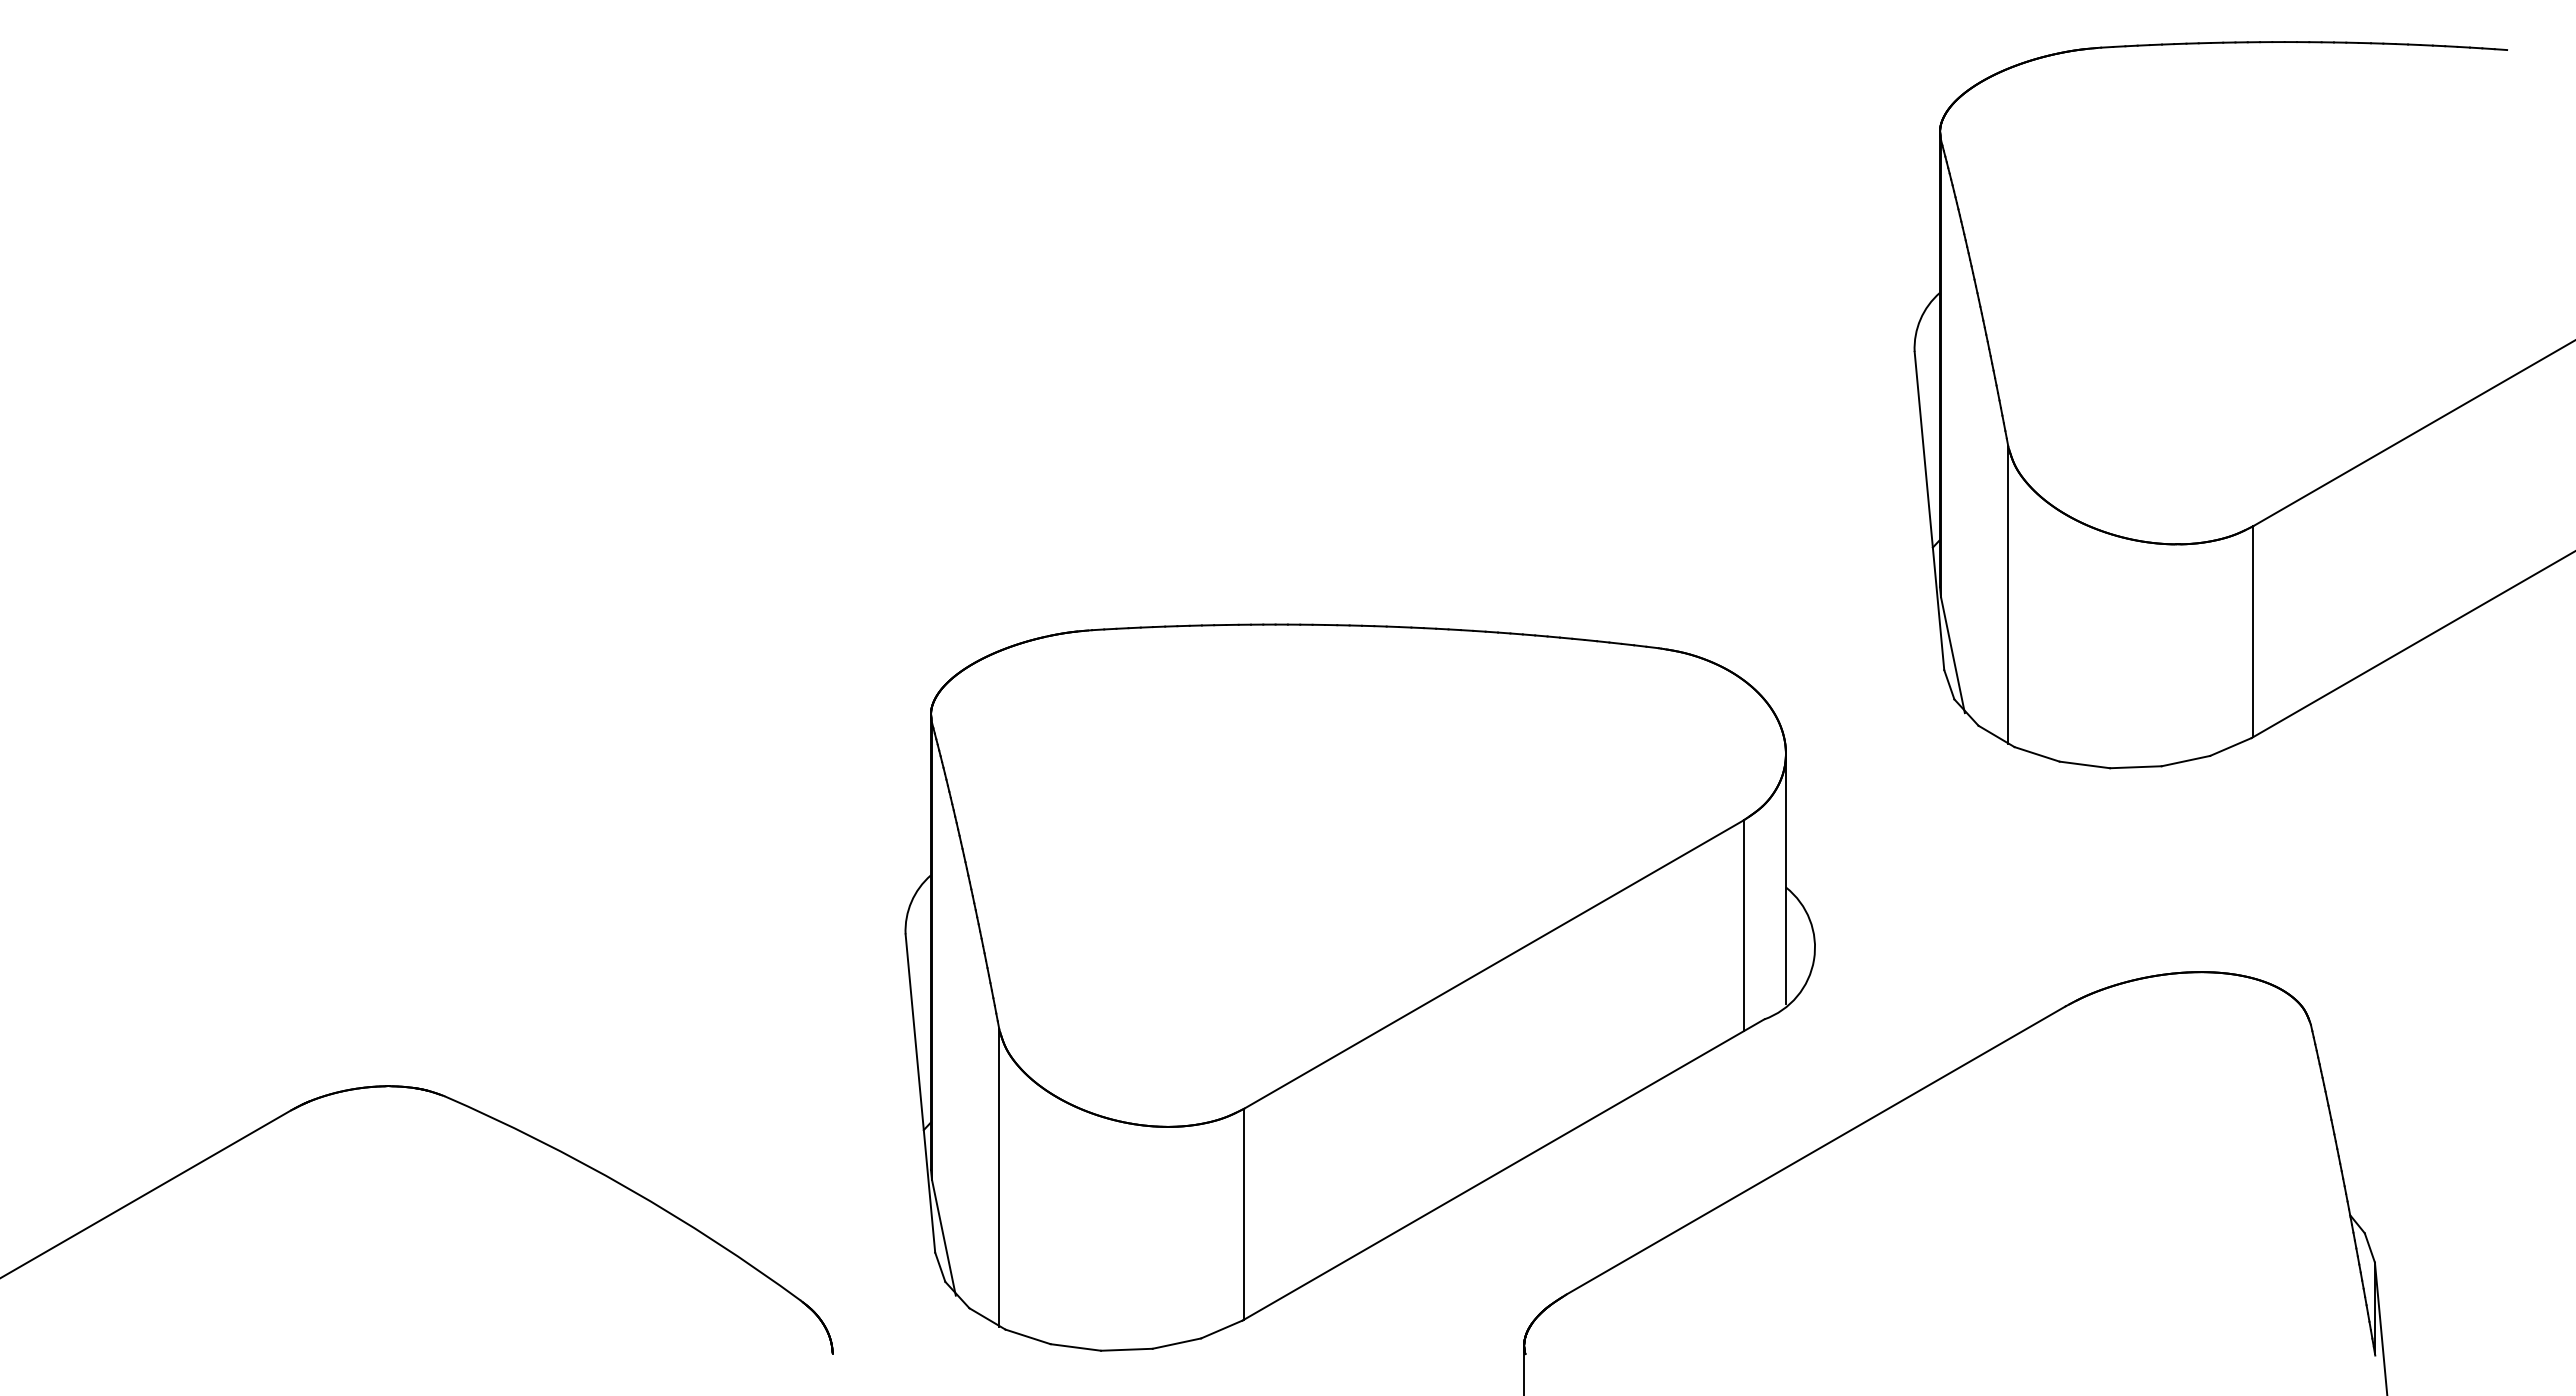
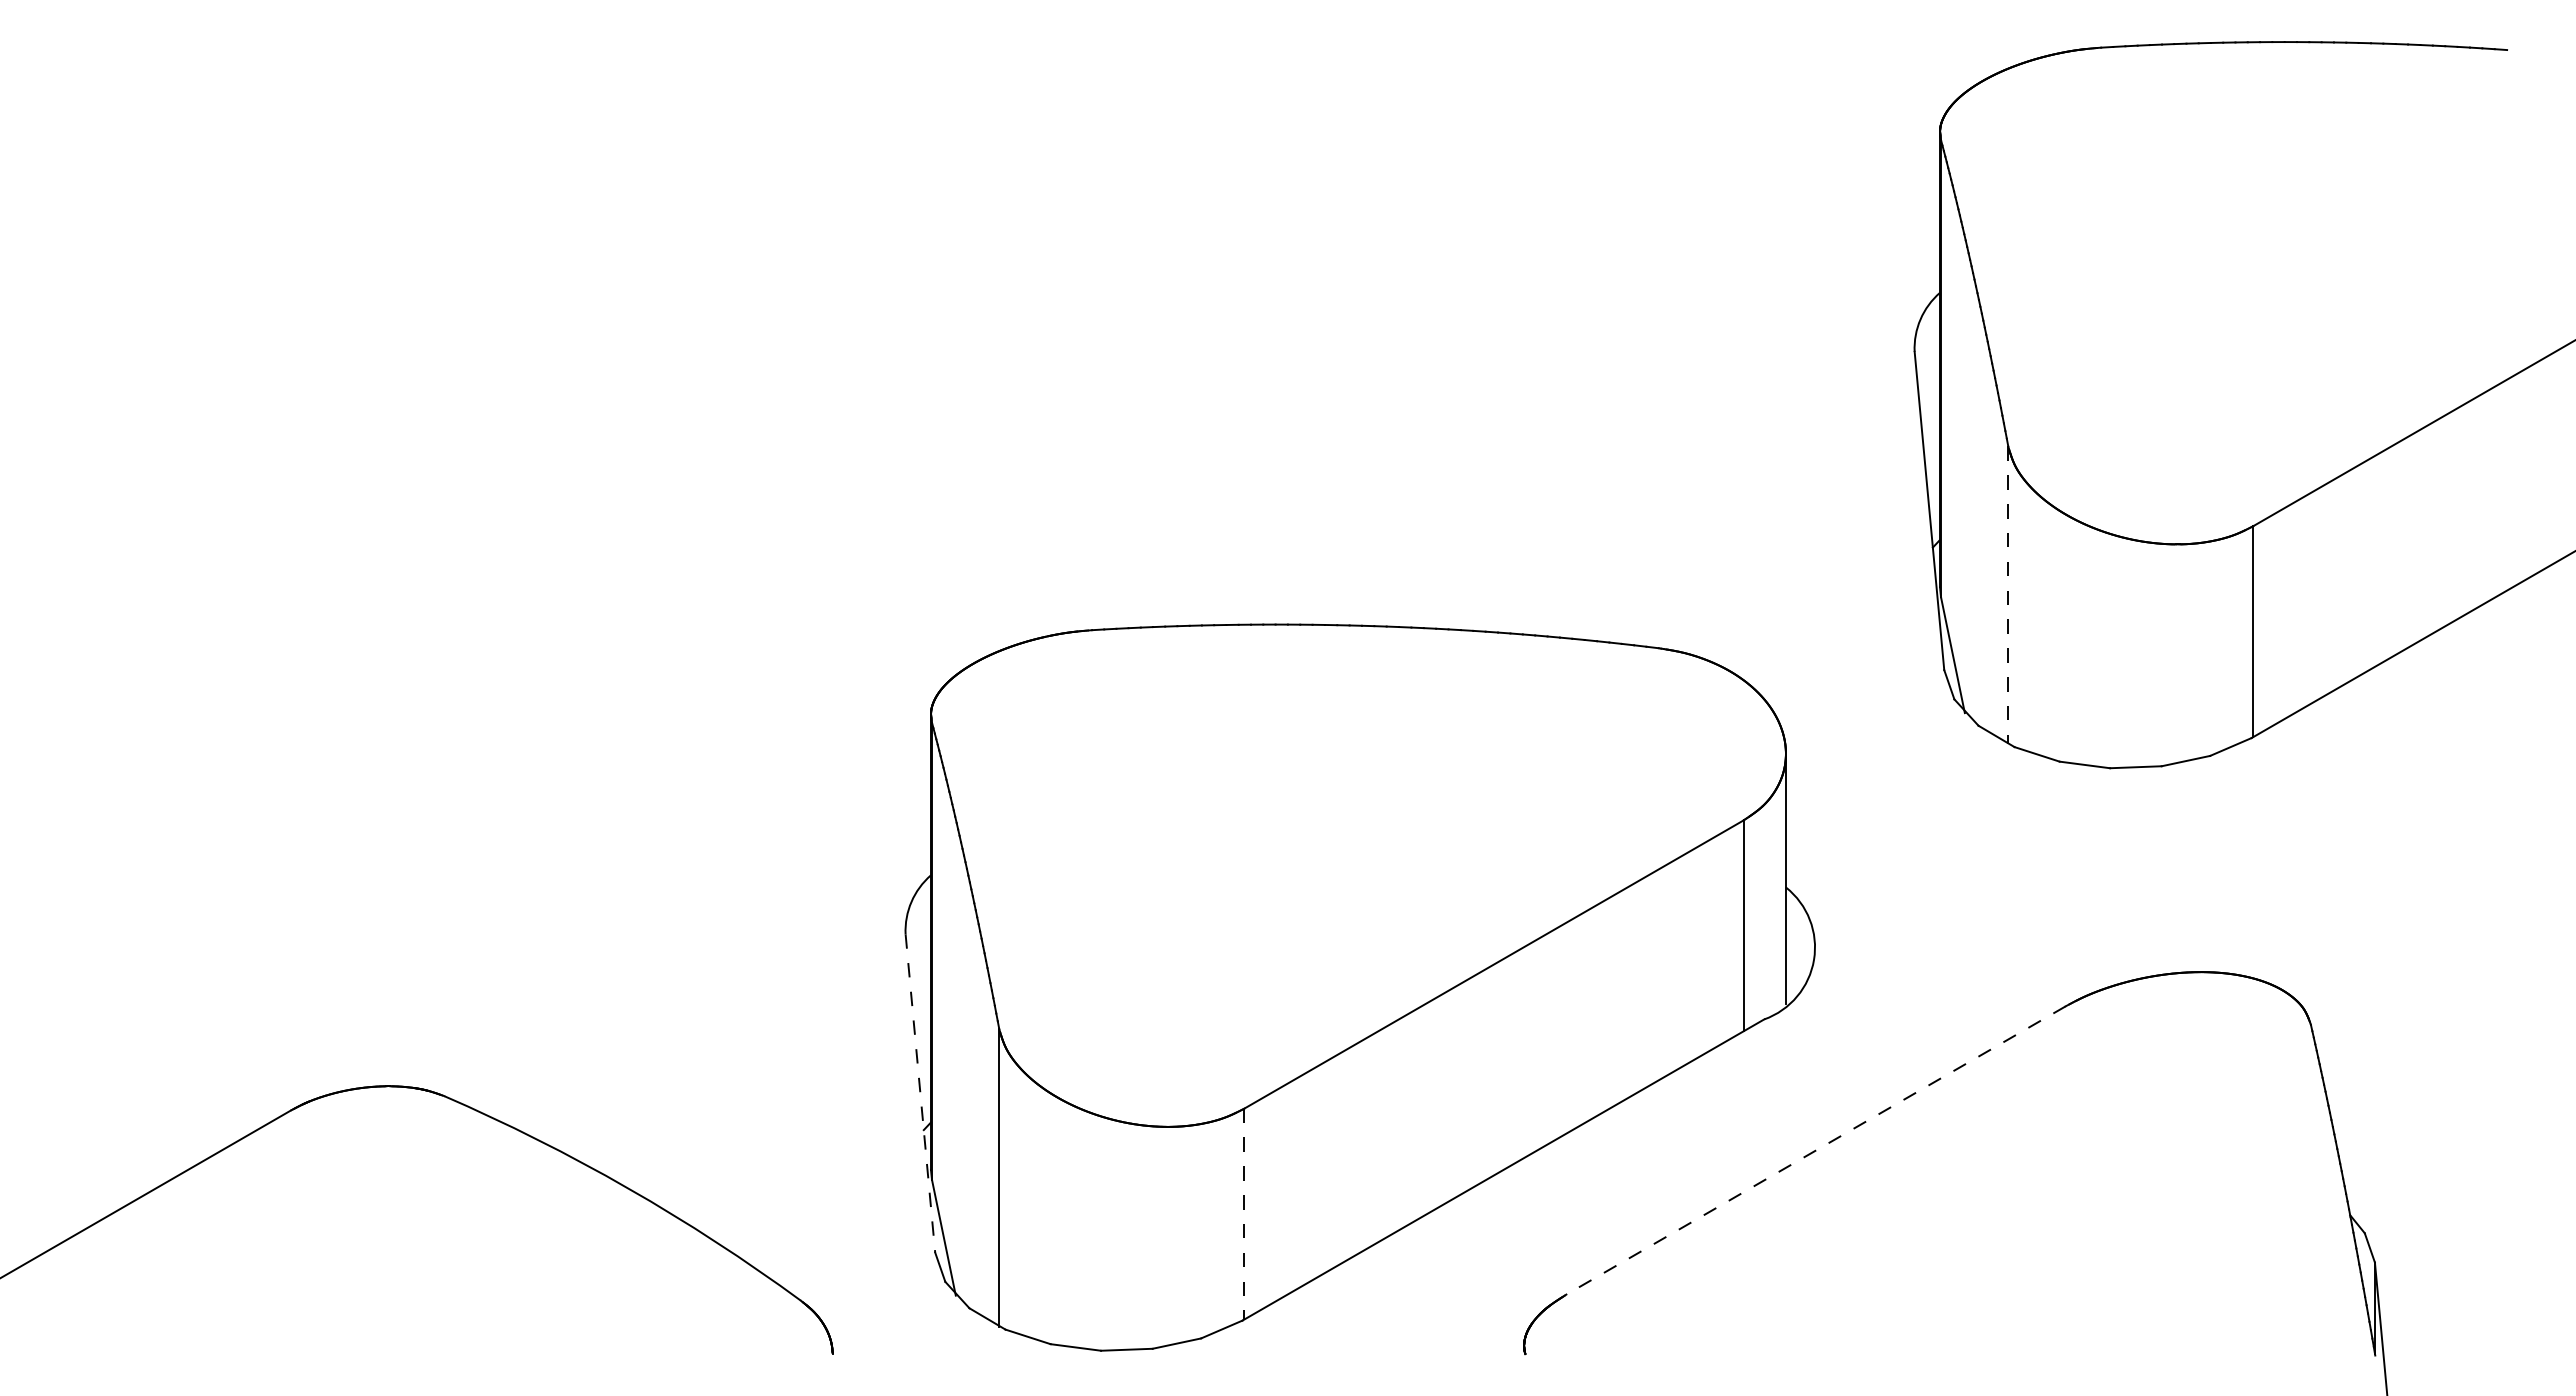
line: solid -> dashed (2008, 595)
line: solid -> dashed (920, 1093)
line: solid -> dashed (1815, 1150)
line: solid -> dashed (1244, 1214)
line: present -> none (1524, 1368)
